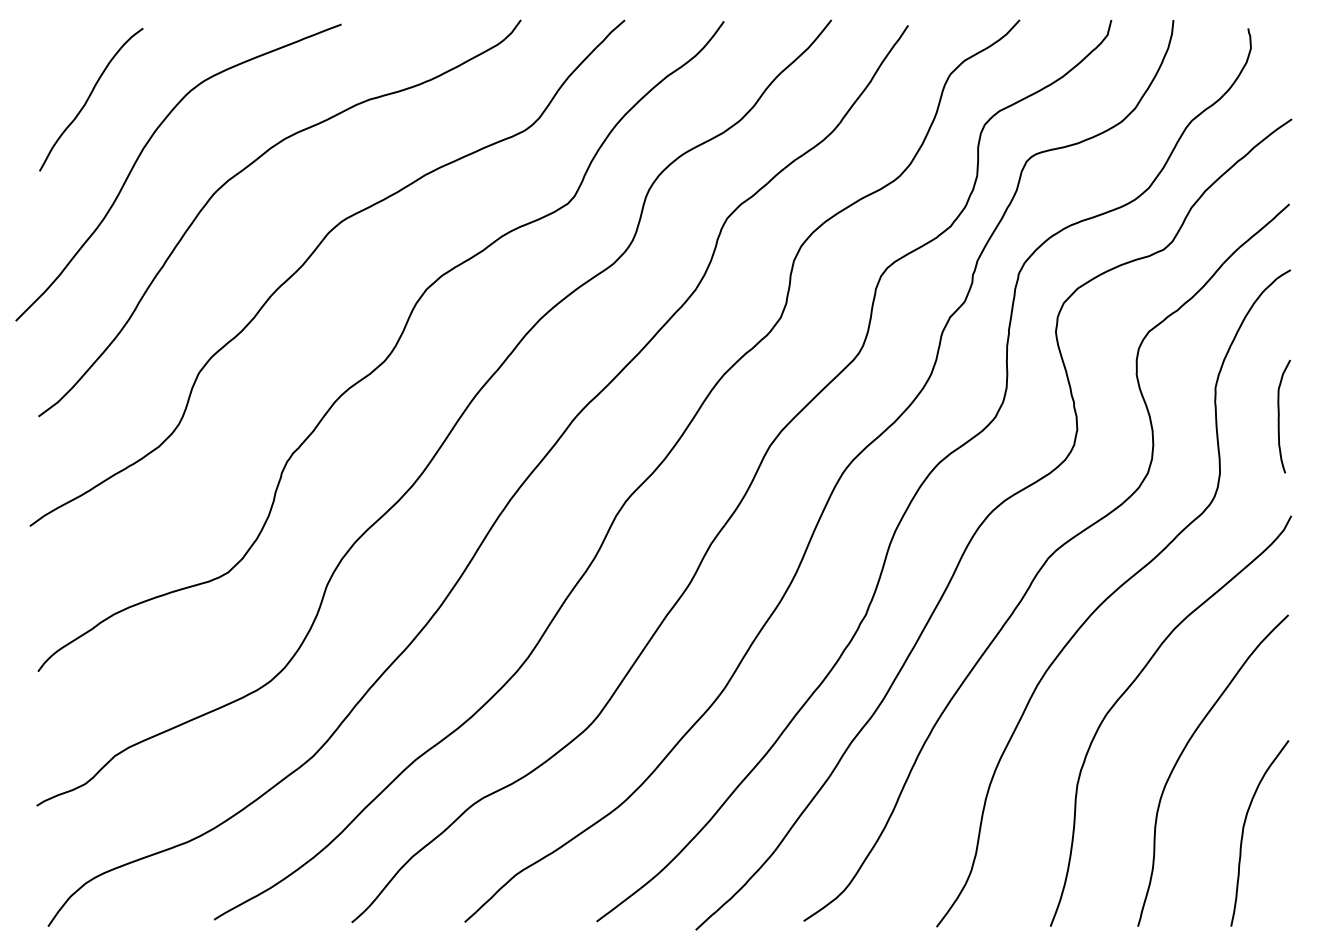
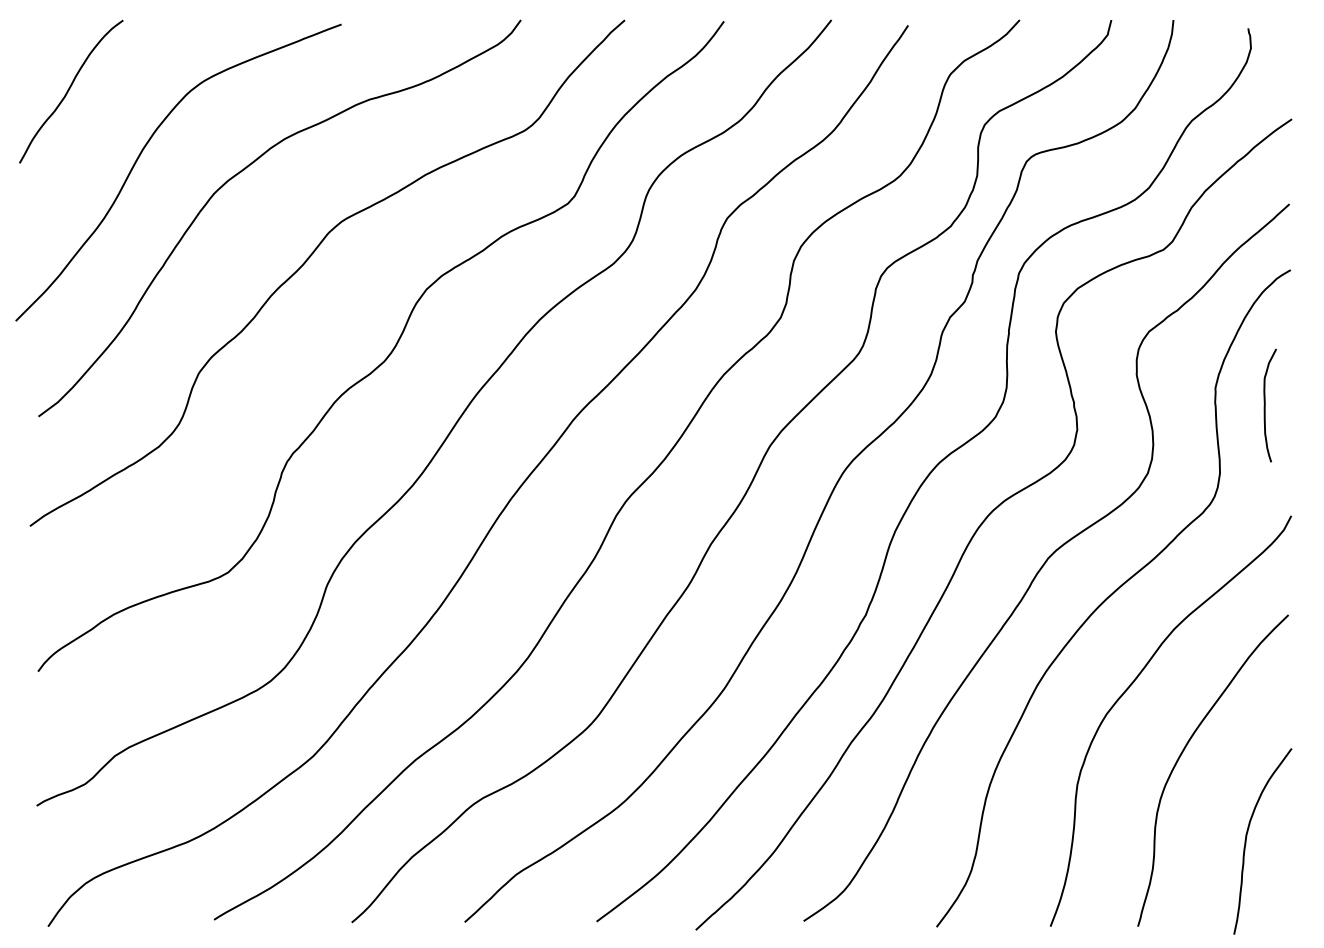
curve position: (89, 98) -> (69, 90) (69, 90)
curve position: (1279, 416) -> (1265, 405) (1265, 405)
curve position: (1244, 828) -> (1247, 836) (1247, 836)
